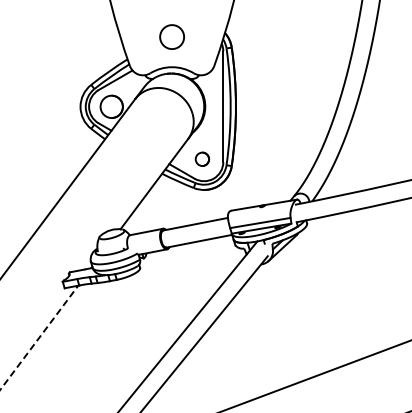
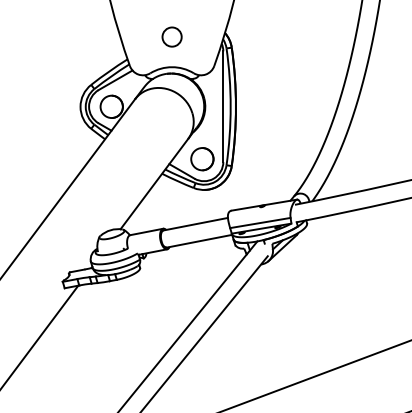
circle size: 26x26 px -> 22x22 px (171, 36)
circle size: 17x16 px -> 25x25 px (202, 159)
line: dashed -> solid (39, 337)
